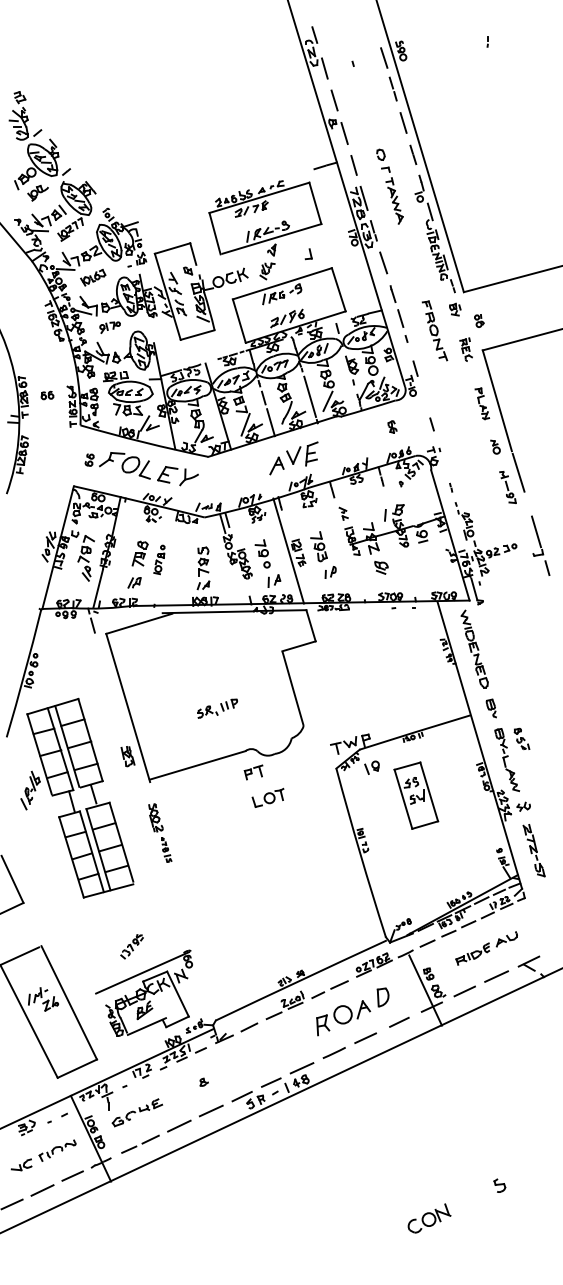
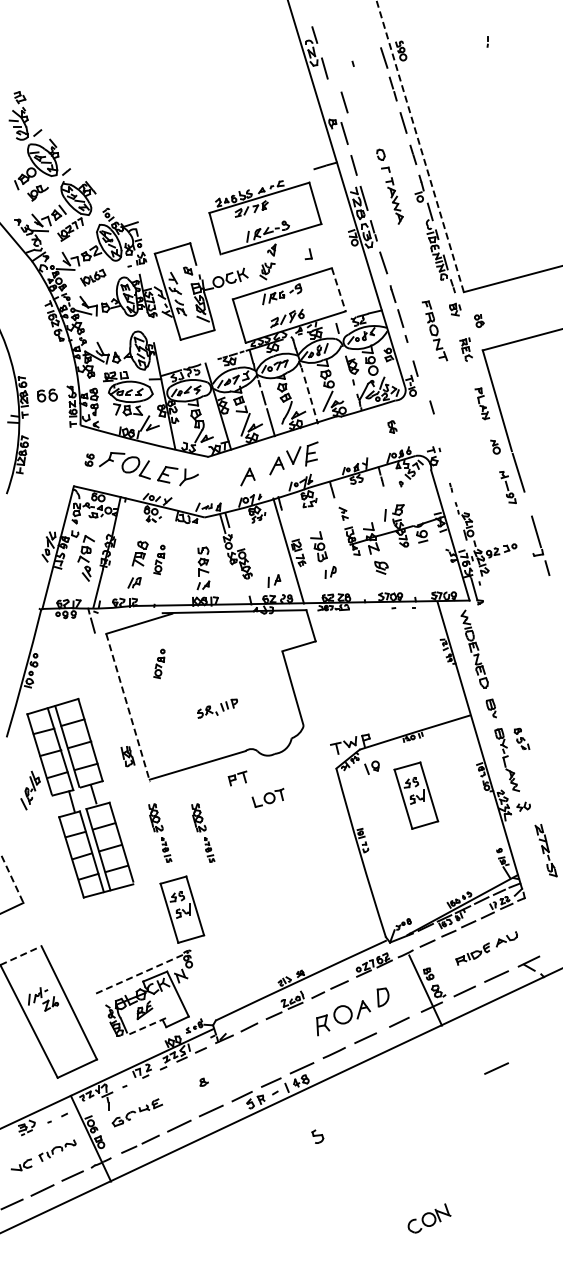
line position: (334, 100) -> (344, 102) (344, 102)
line: solid -> dashed (420, 145)
line: solid -> dashed (338, 289)
part: present -> none (109, 327)
part size: 15x11 px -> 21x15 px (47, 395)
line: solid -> dashed (310, 396)
line position: (431, 424) -> (431, 407) (431, 407)
part: none -> present (247, 476)
part: present -> none (262, 553)
part: none -> present (159, 663)
line: solid -> dashed (128, 708)
part position: (253, 772) -> (237, 778) (237, 778)
part: none -> present (203, 832)
part position: (533, 850) -> (545, 850) (545, 850)
line: solid -> dashed (12, 879)
part: none -> present (182, 909)
part: present -> none (131, 946)
line: solid -> dashed (20, 956)
line: solid -> dashed (142, 972)
line: solid -> dashed (146, 1026)
line: none -> present (496, 1068)
part position: (499, 1185) -> (317, 1136) (317, 1136)
